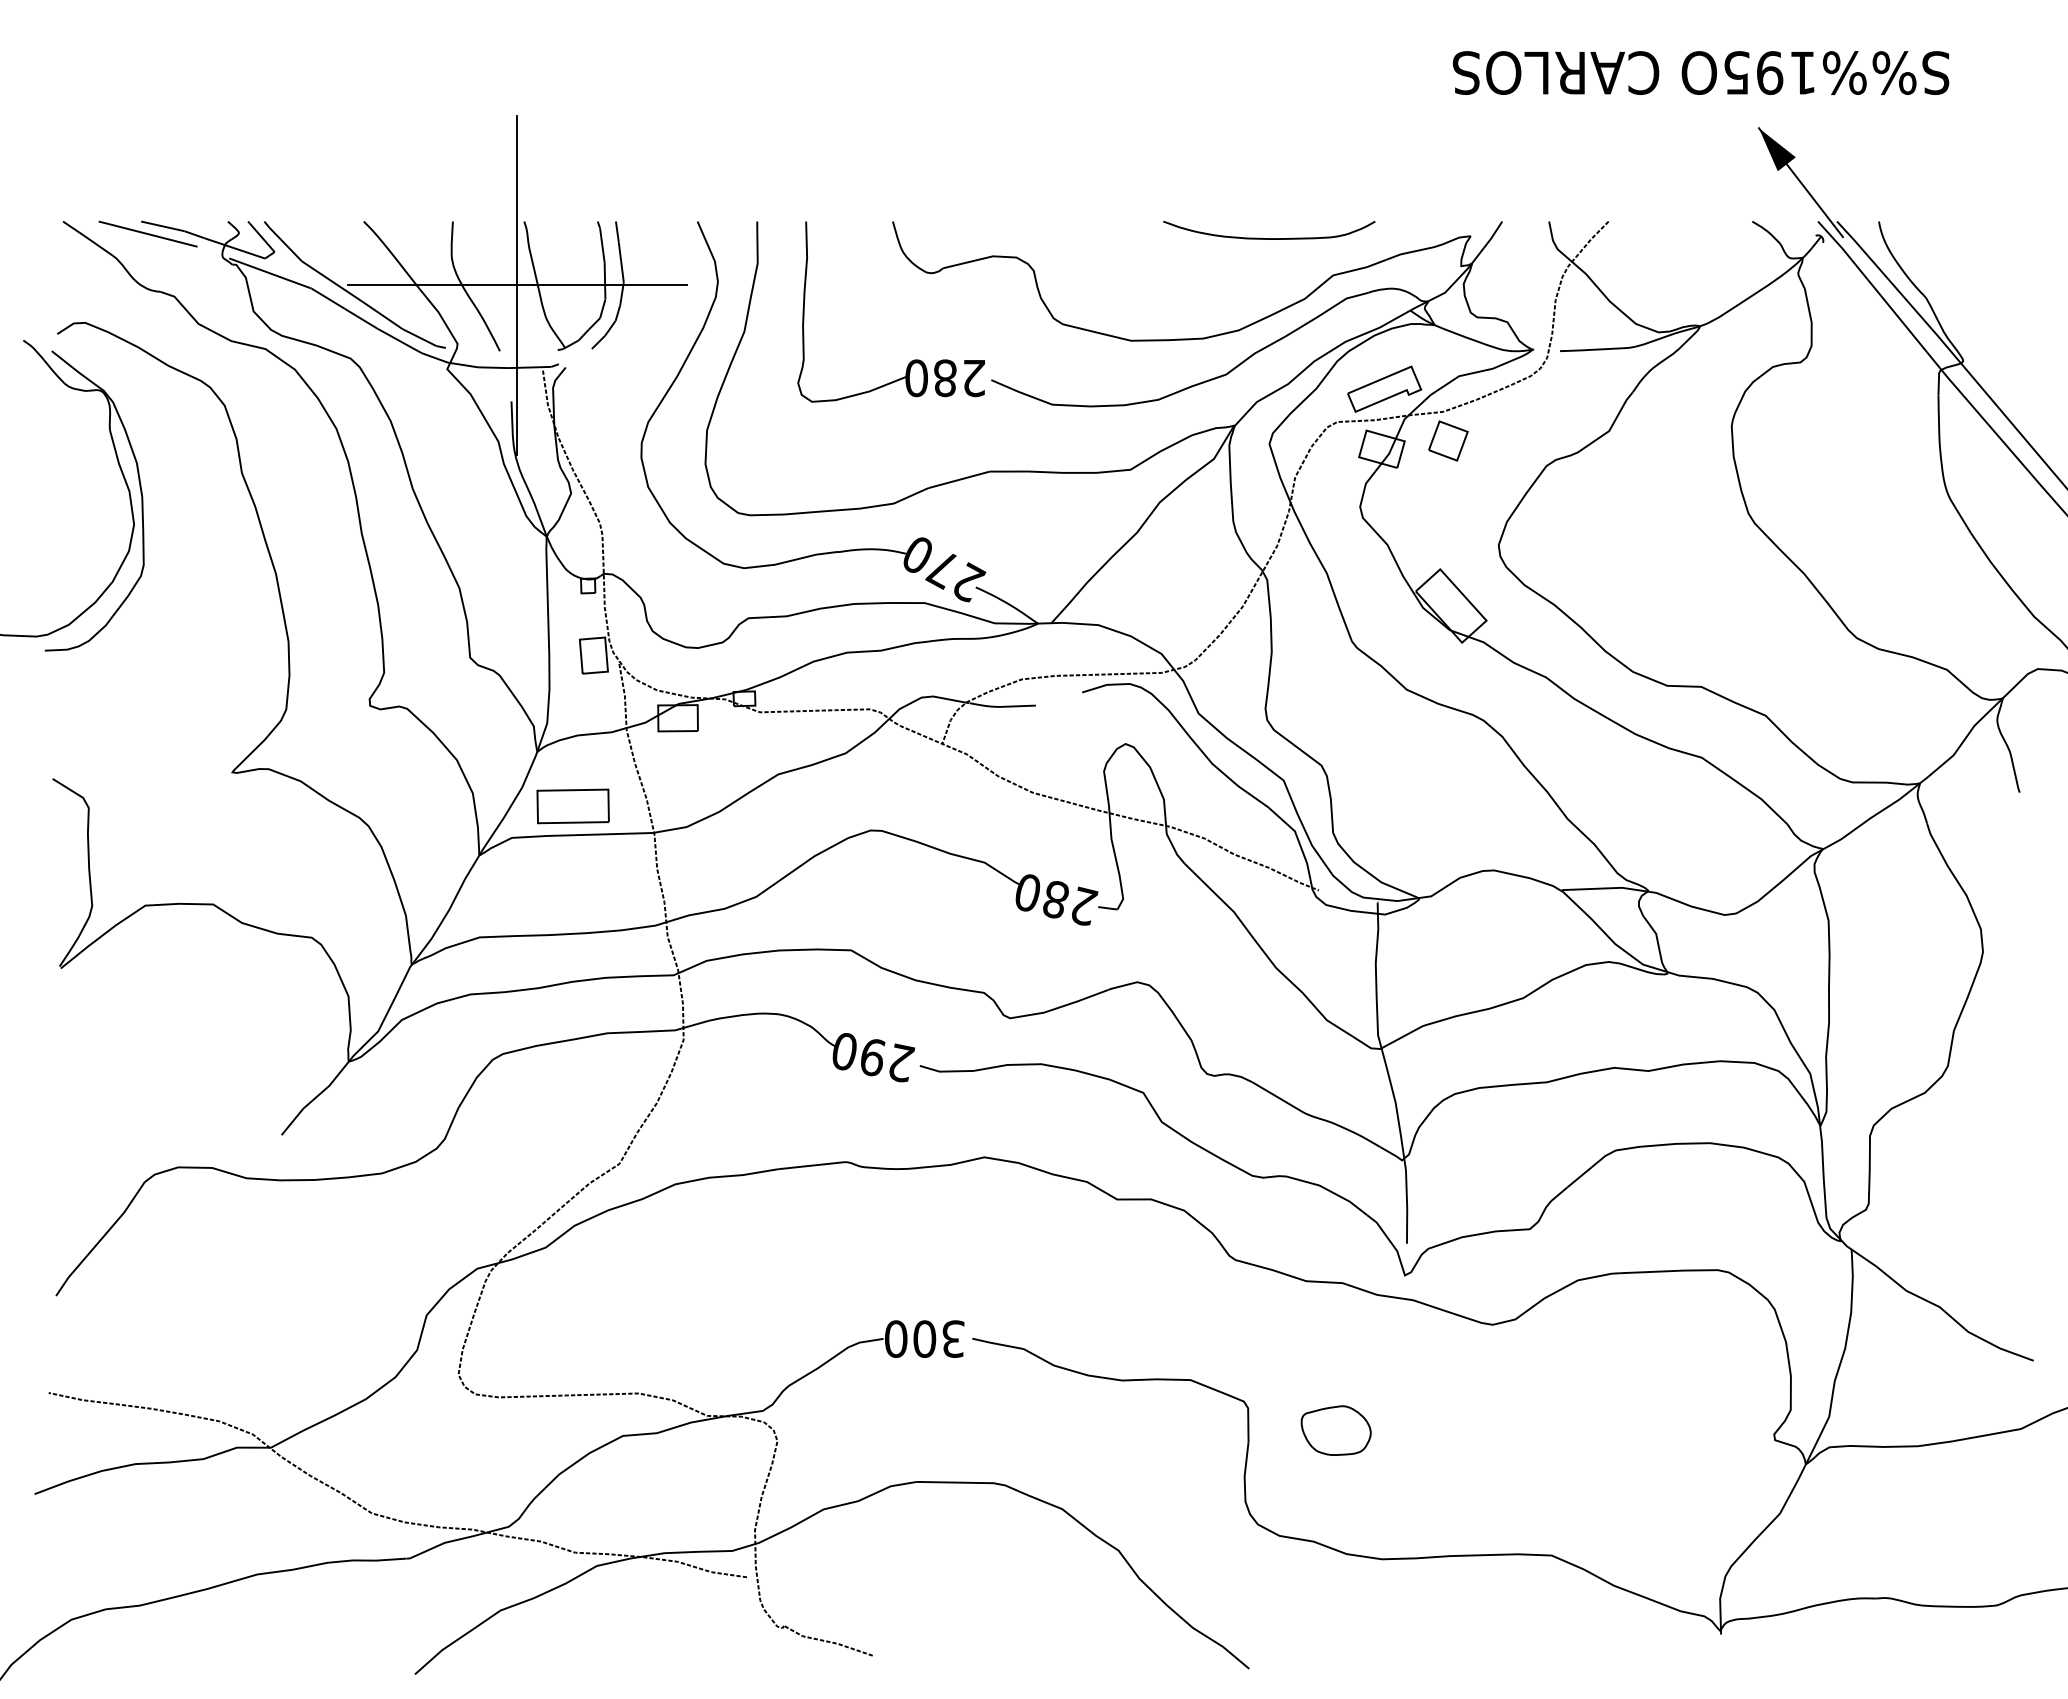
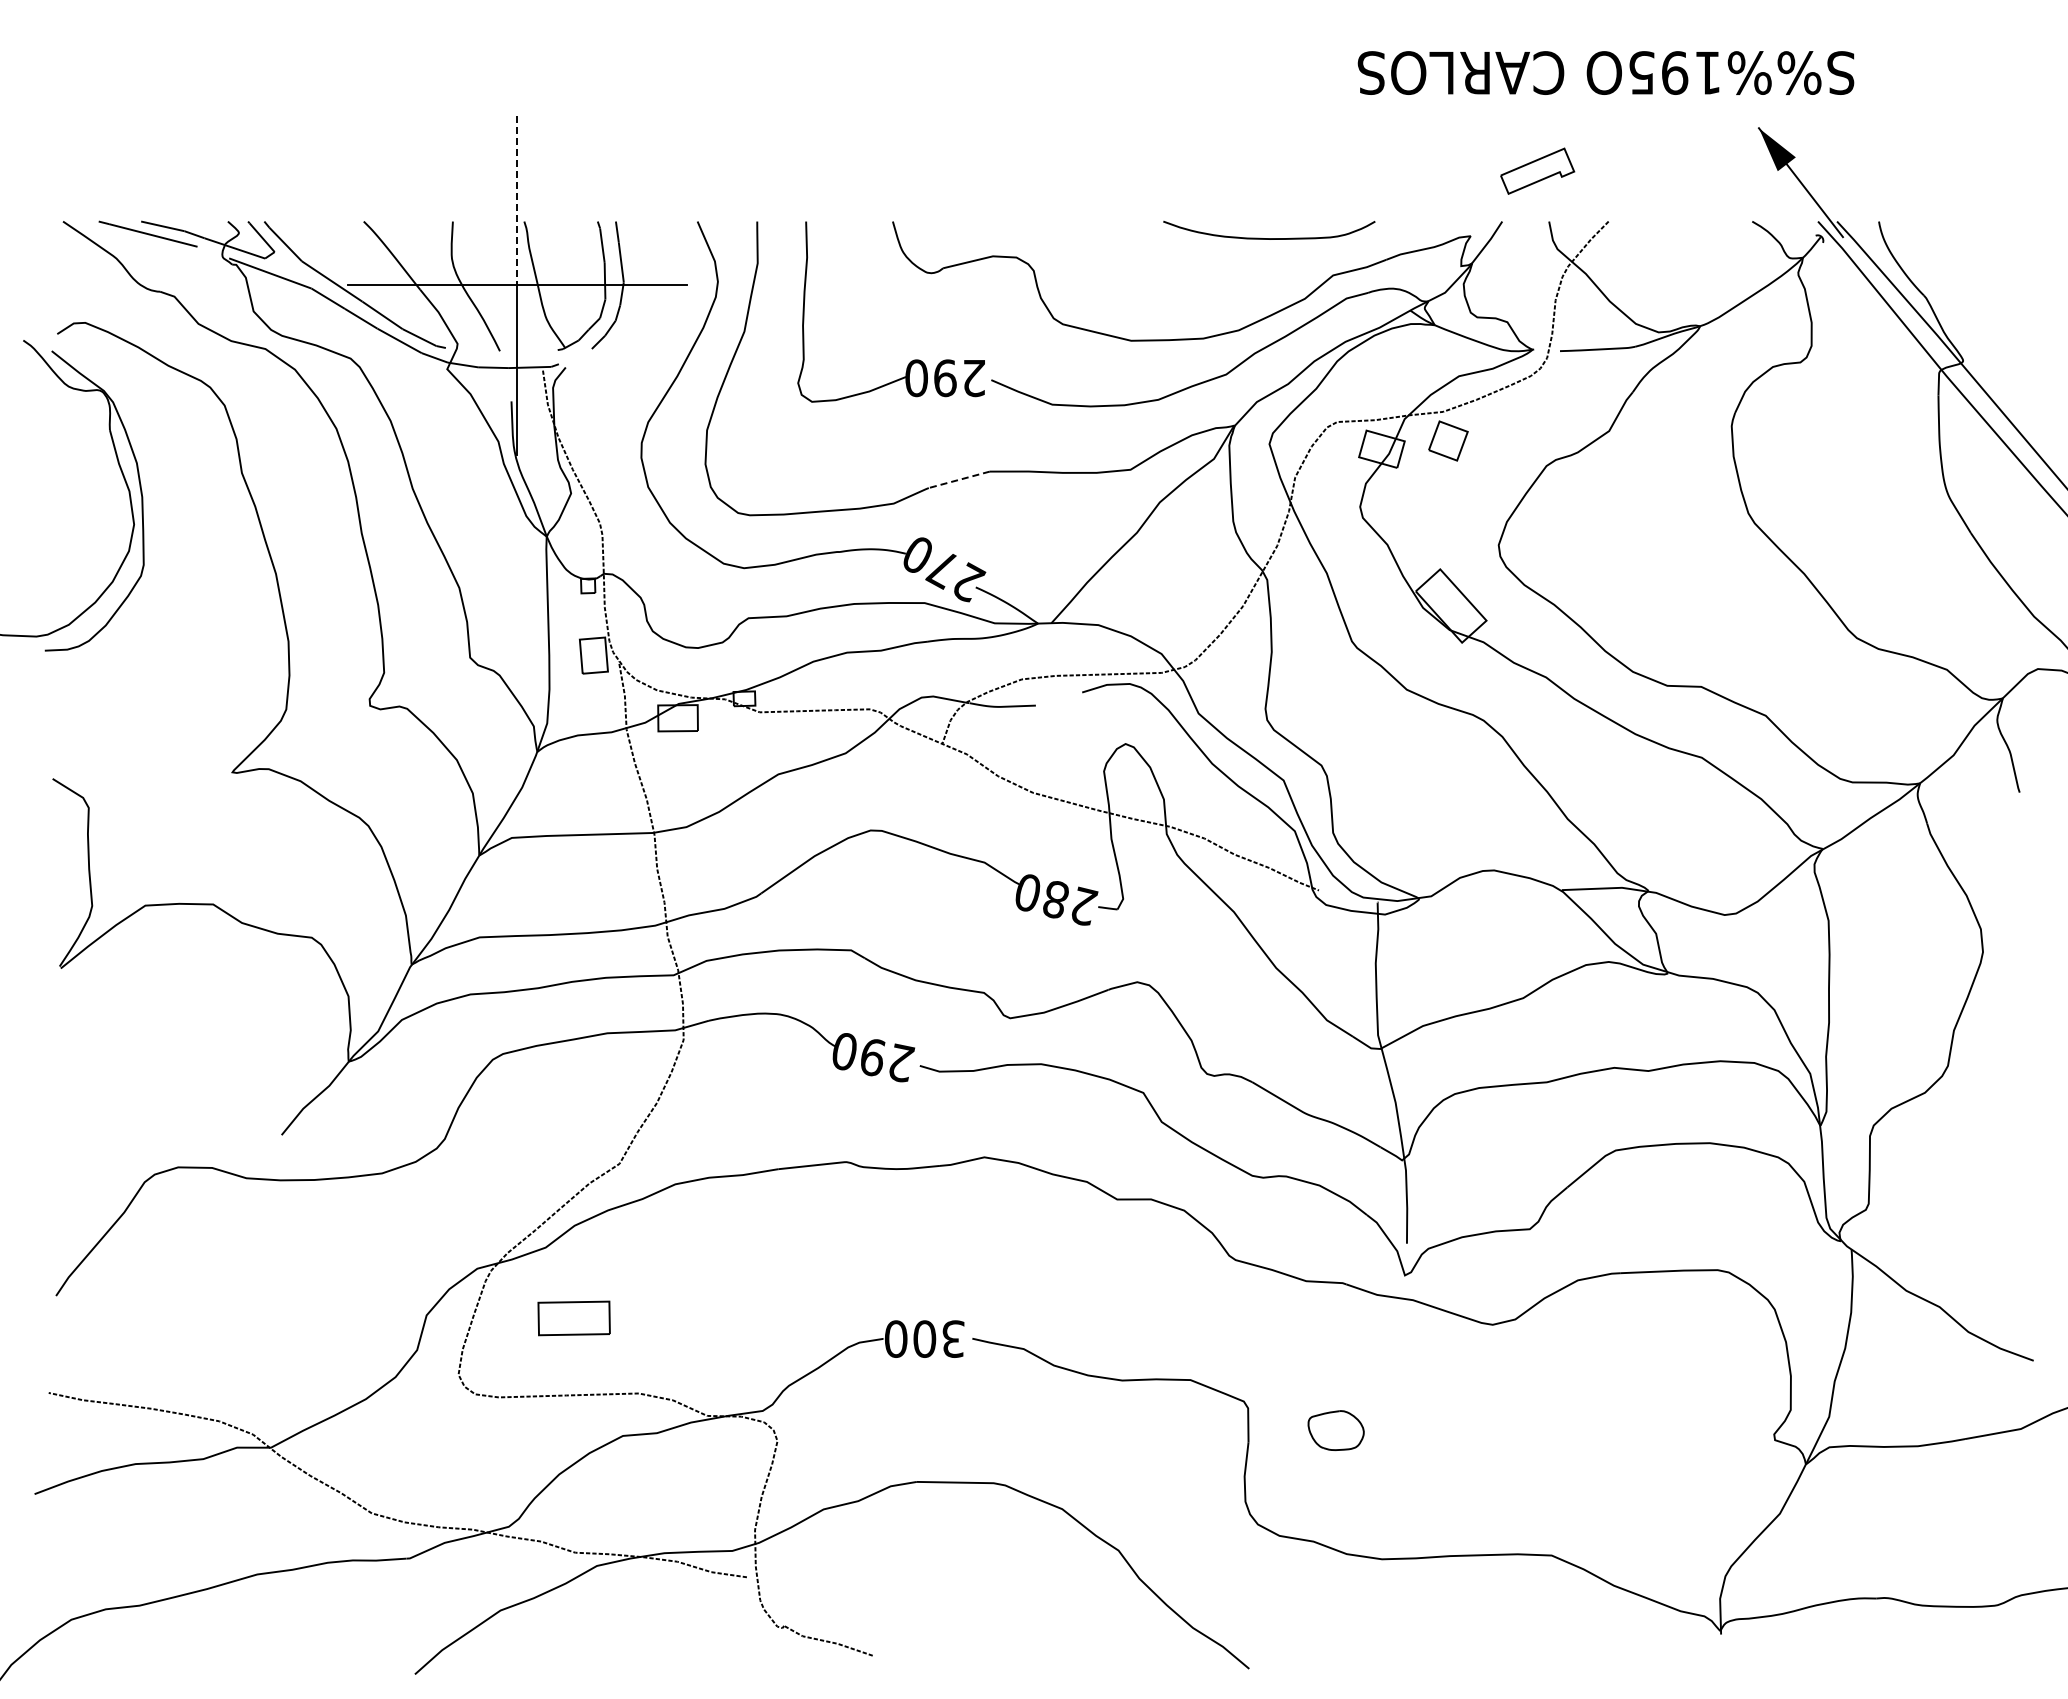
text position: (1700, 72) -> (1605, 72) (1605, 72)
line: solid -> dashed (517, 200)
text: 280 -> 290 (945, 377)
part position: (1384, 388) -> (1537, 170) (1537, 170)
line: solid -> dashed (959, 479)
part position: (572, 806) -> (573, 1318) (573, 1318)
part size: 72x51 px -> 58x41 px (1335, 1430)
